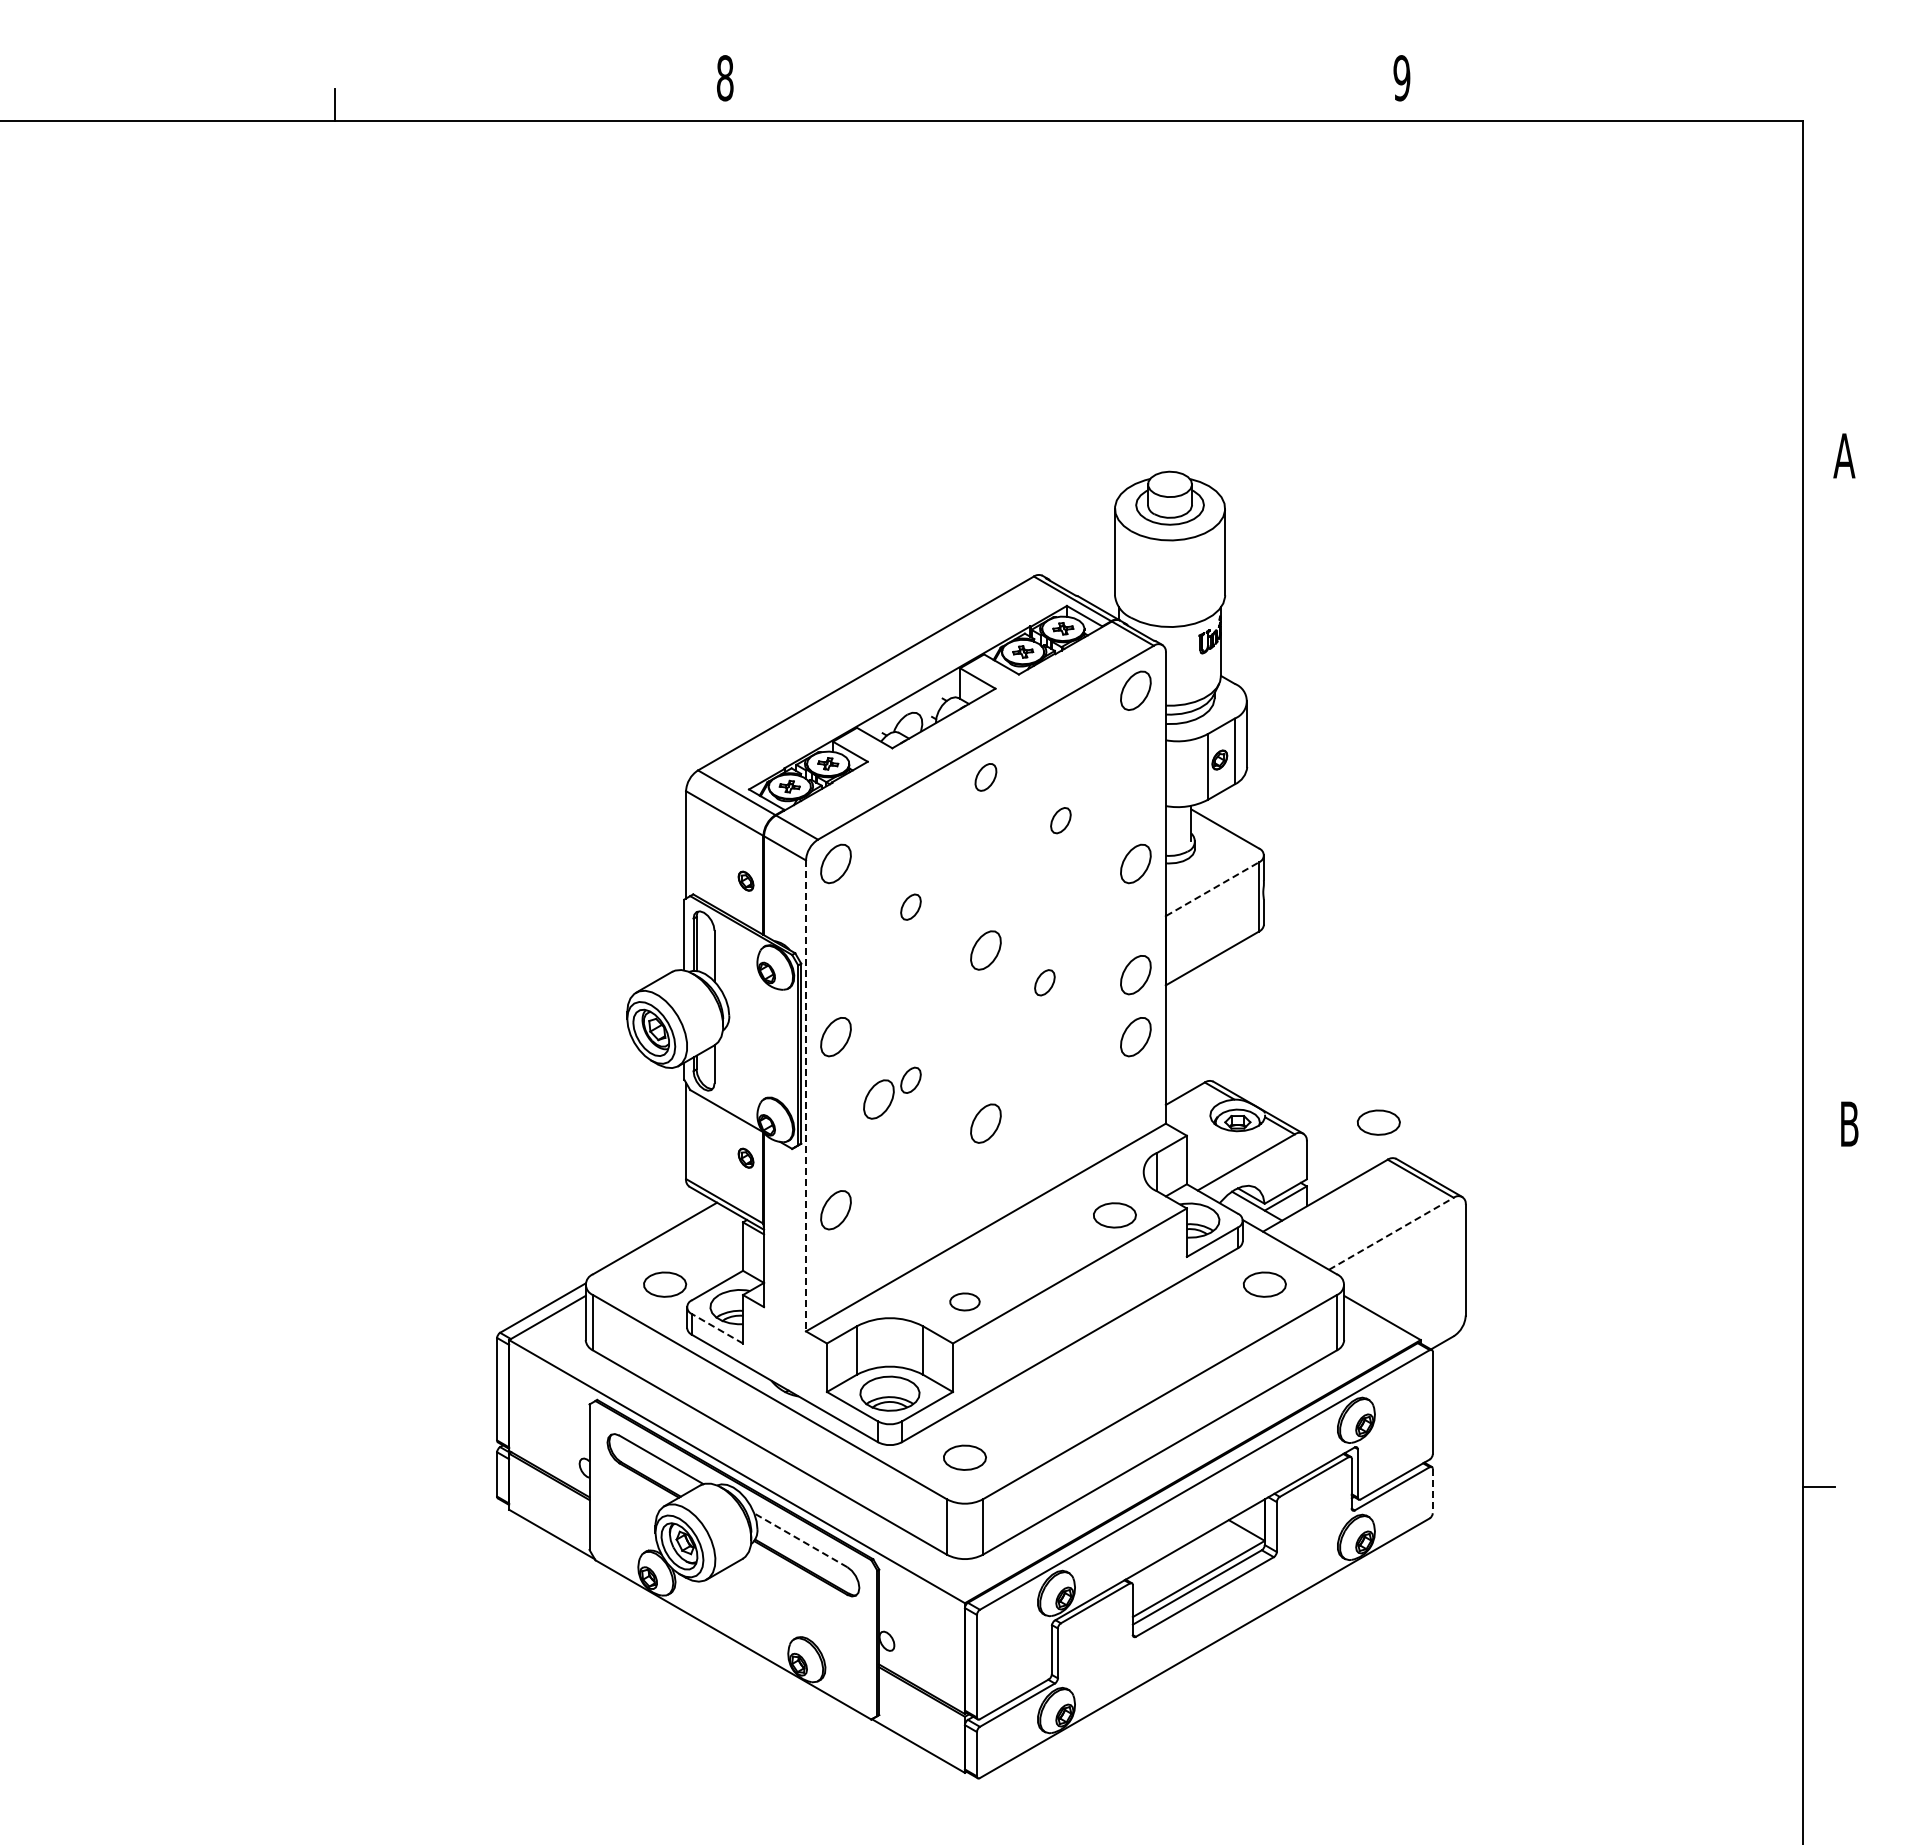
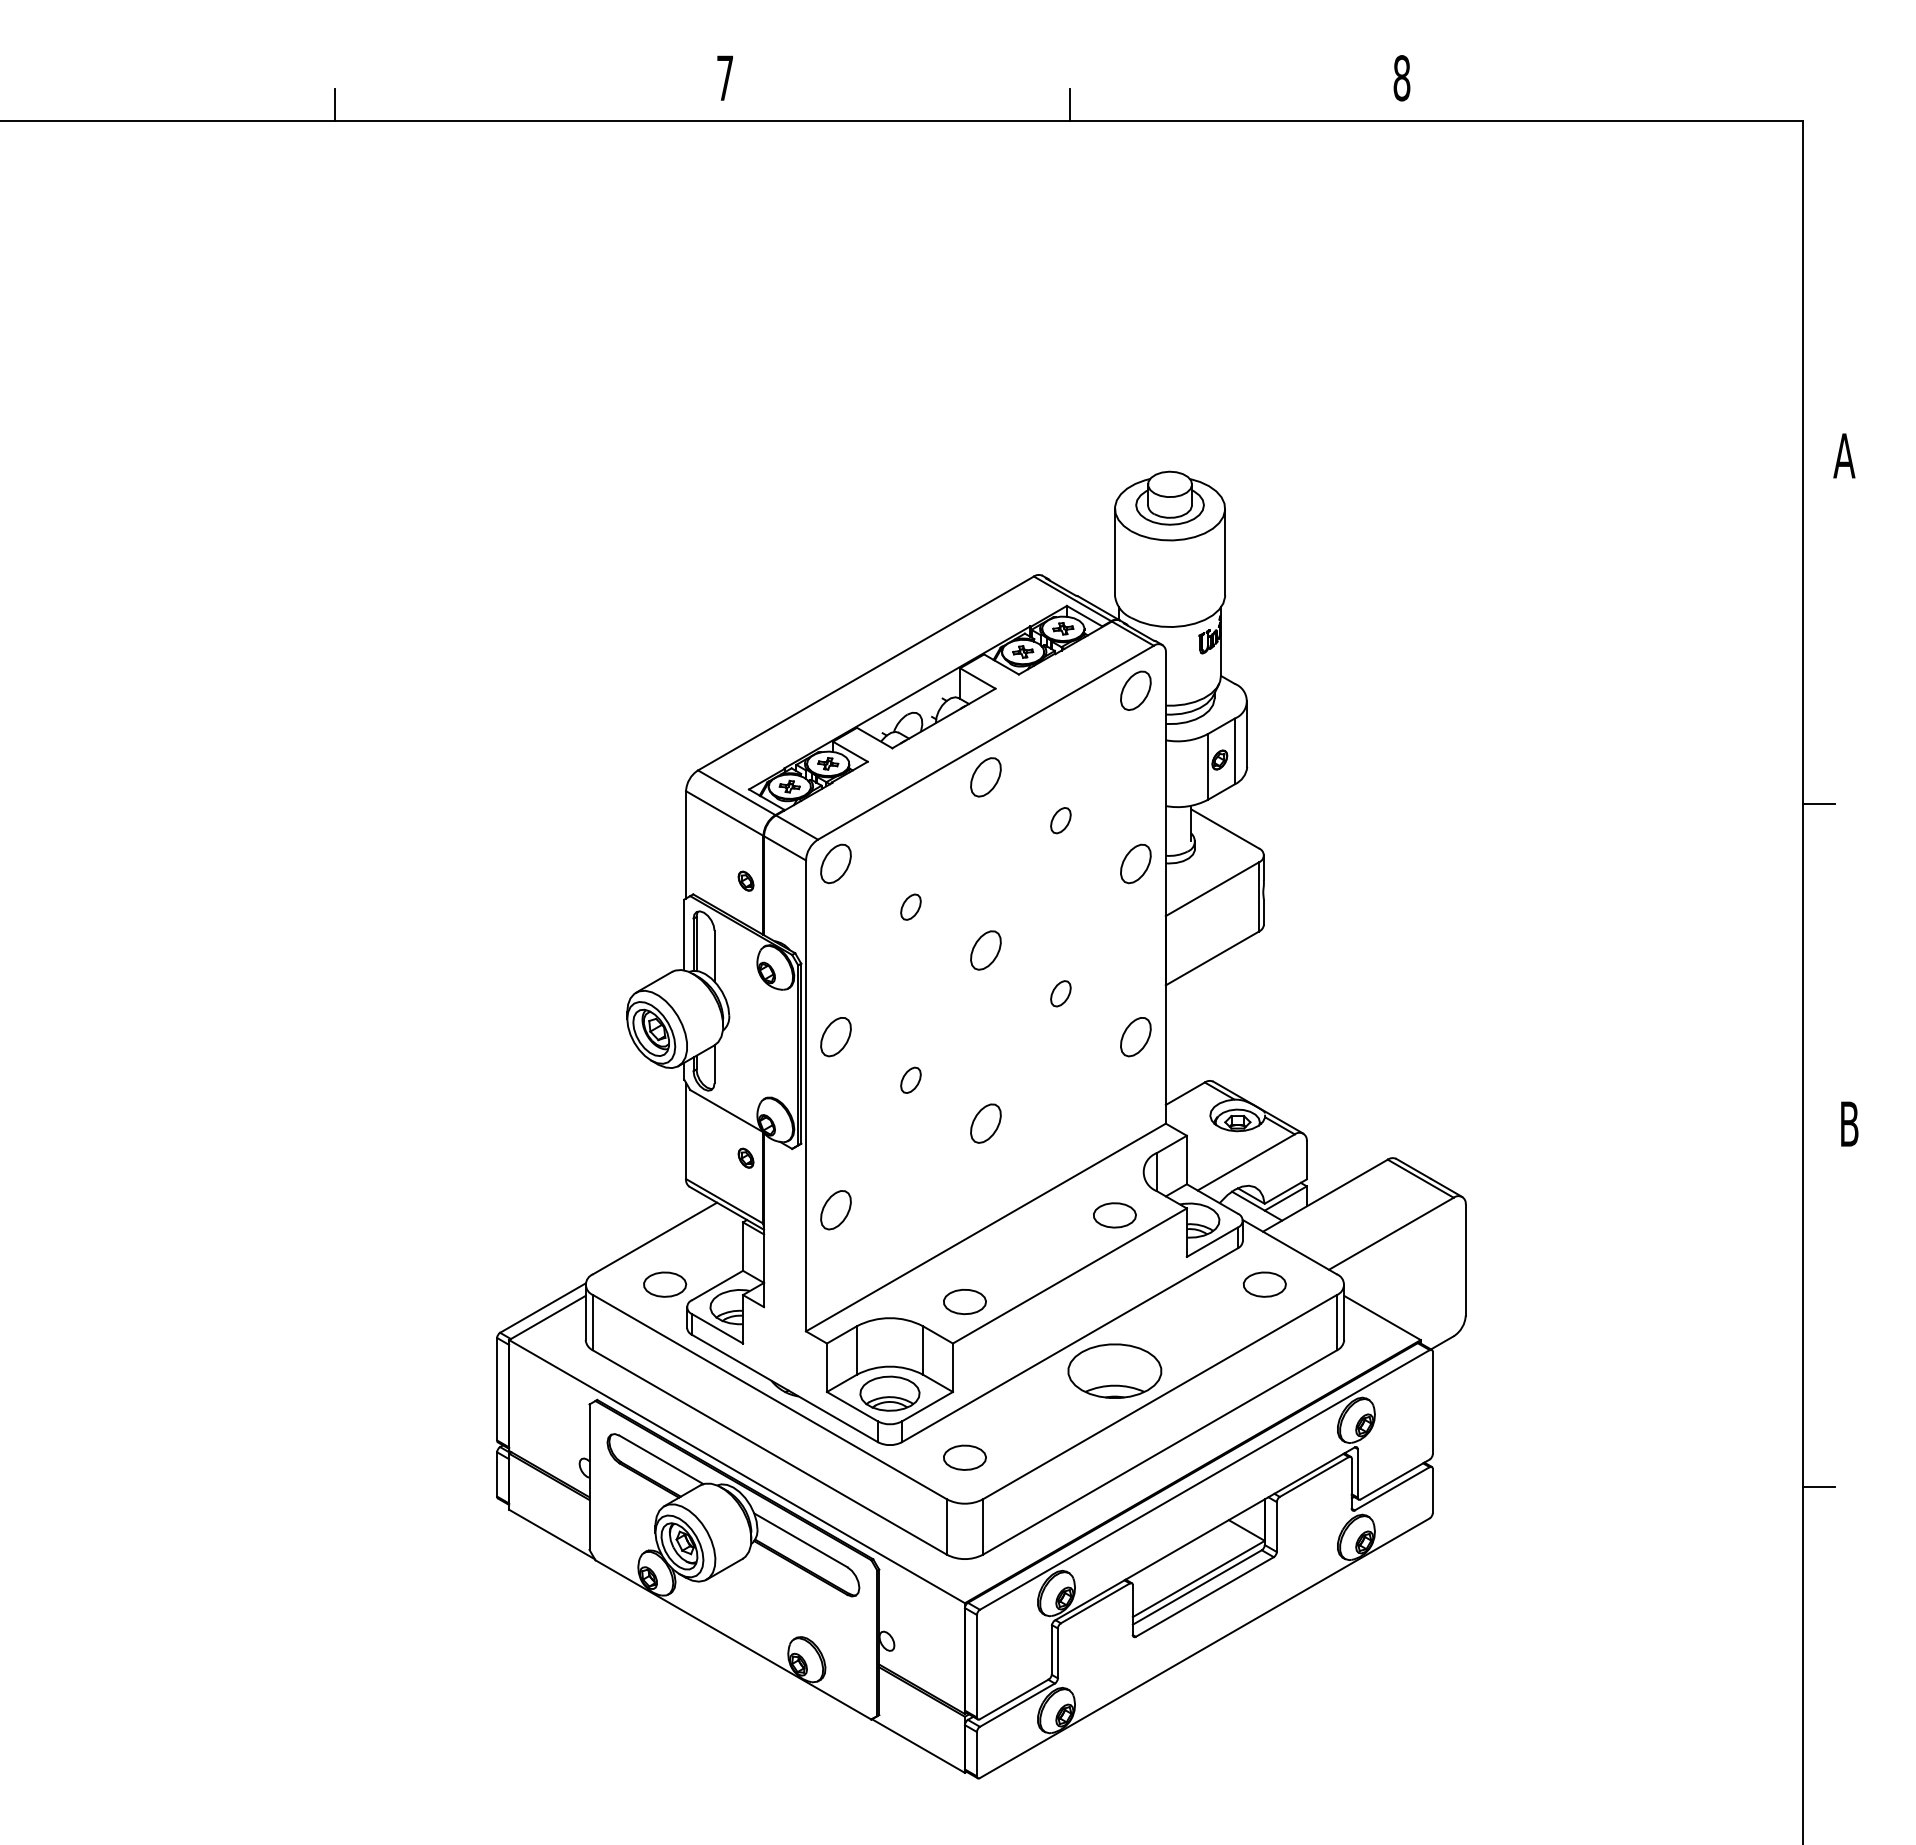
text: 8 -> 7 (725, 78)
text: 9 -> 8 (1401, 78)
line: none -> present (1069, 105)
part size: 24x29 px -> 32x41 px (985, 777)
line: none -> present (1818, 804)
line: dashed -> solid (1212, 889)
part: present -> none (1135, 975)
part position: (1044, 982) -> (1060, 993) (1060, 993)
line: dashed -> solid (806, 1096)
part: present -> none (878, 1099)
part: present -> none (1378, 1122)
line: dashed -> solid (1391, 1233)
part size: 32x20 px -> 44x28 px (964, 1301)
line: dashed -> solid (717, 1328)
part: none -> present (1114, 1370)
line: dashed -> solid (1432, 1491)
line: dashed -> solid (800, 1540)
